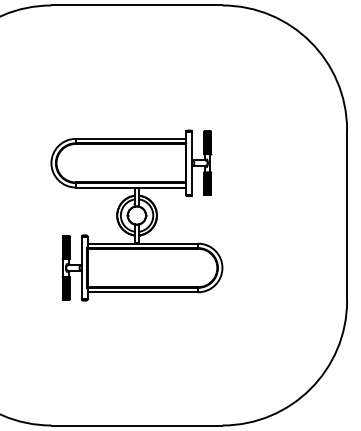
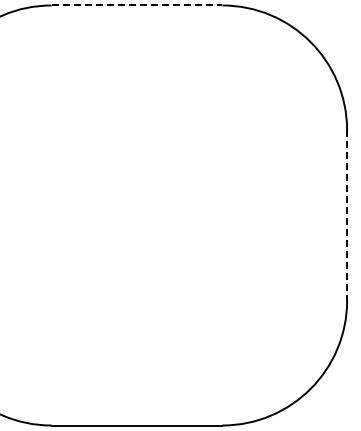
line: solid -> dashed (137, 5)
part: present -> none (136, 215)
line: solid -> dashed (347, 215)
